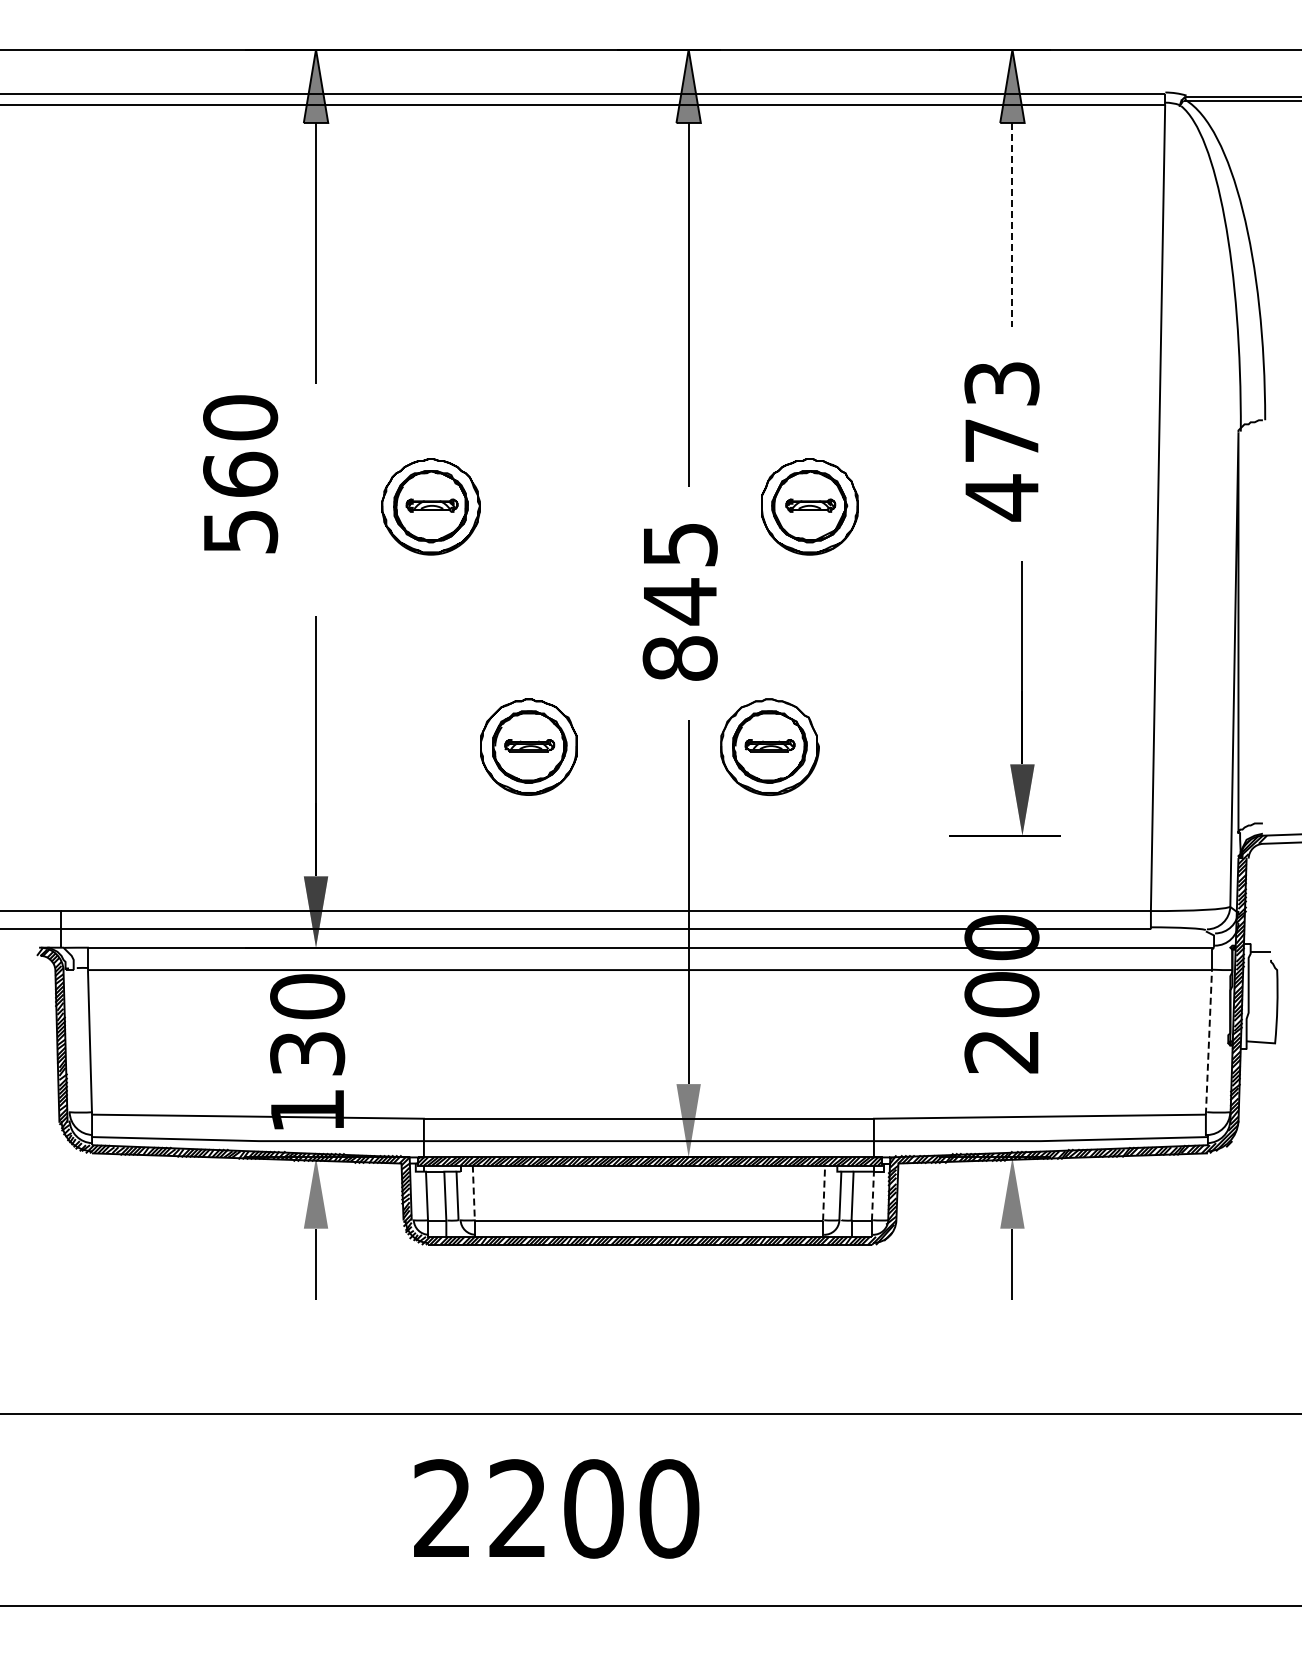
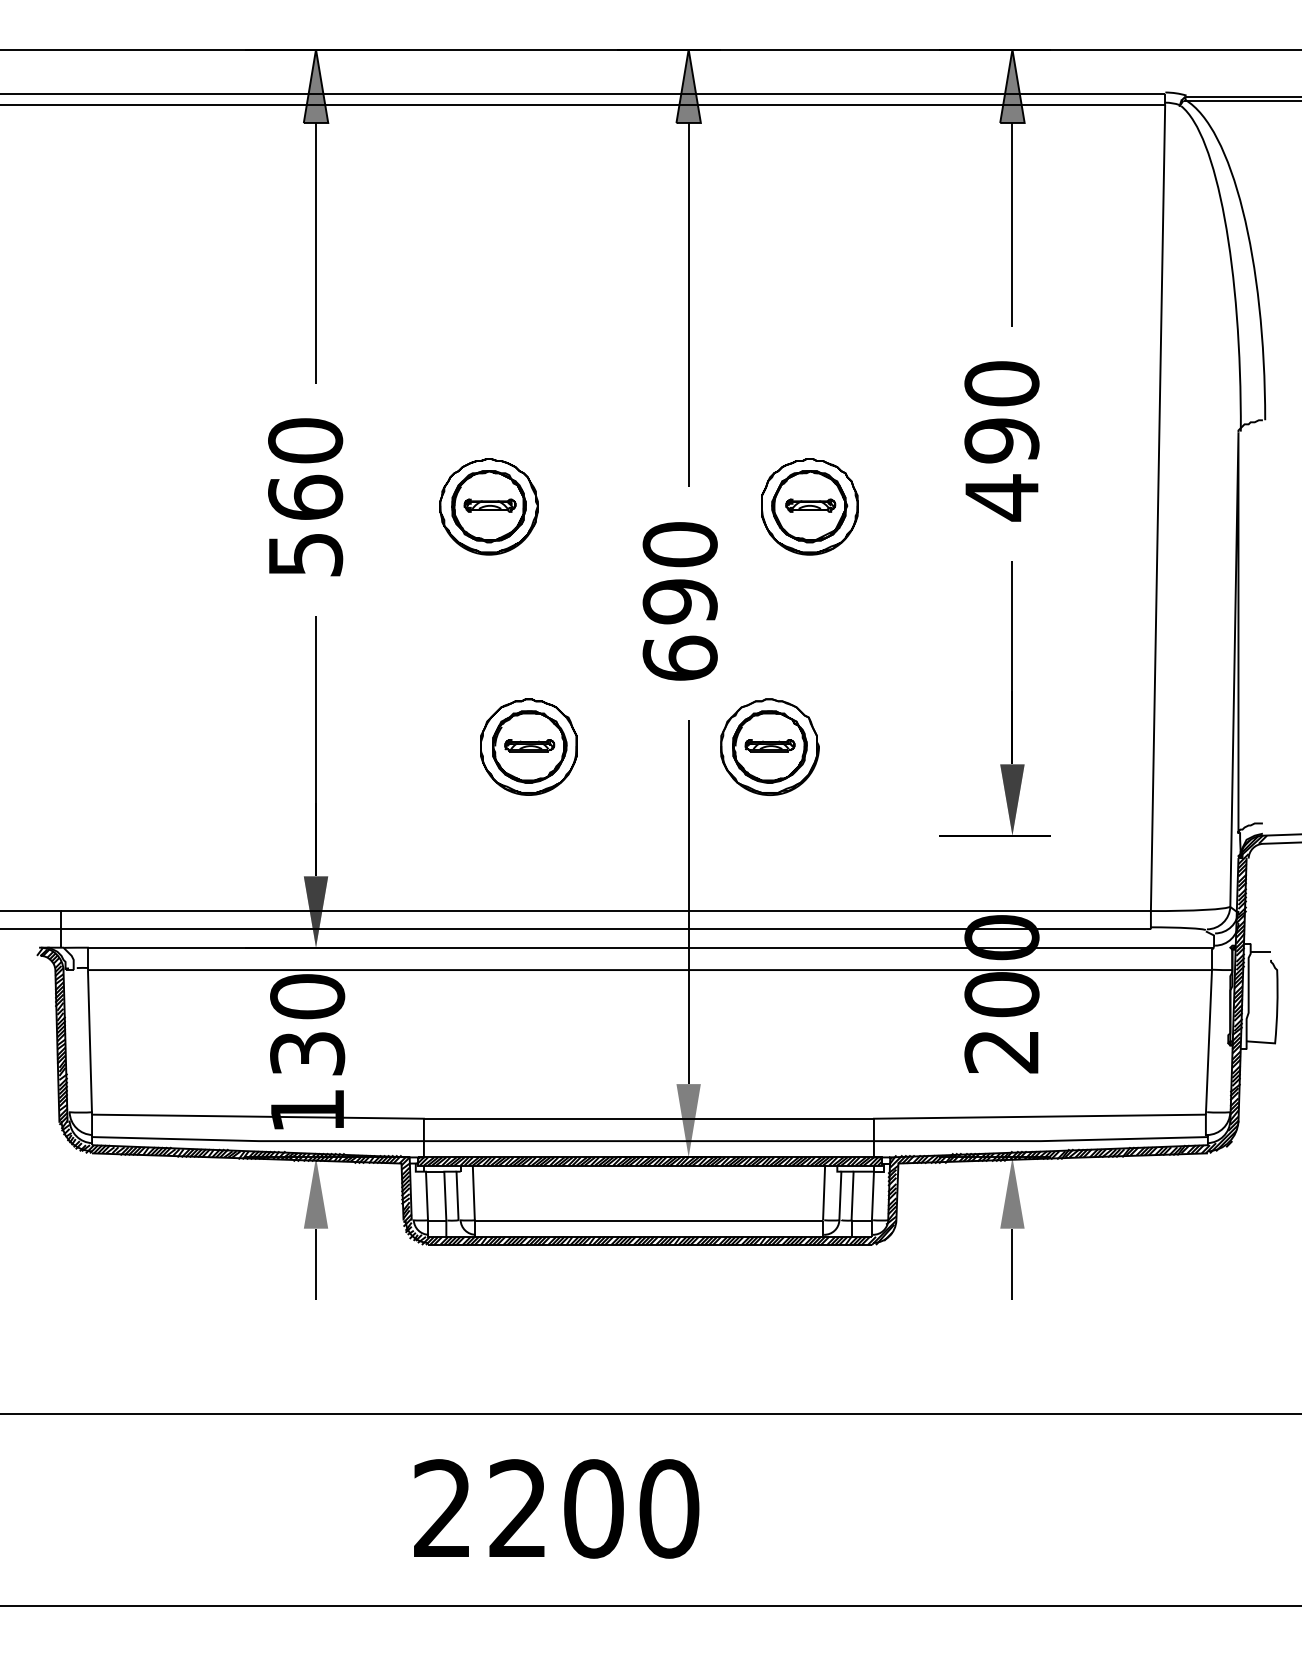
line: dashed -> solid (1012, 224)
text: 473 -> 490 (1001, 412)
text position: (240, 474) -> (305, 497) (305, 497)
part position: (430, 506) -> (488, 506) (488, 506)
text: 845 -> 690 (679, 601)
part position: (1021, 698) -> (1011, 698) (1011, 698)
line: dashed -> solid (1208, 1041)
line: dashed -> solid (473, 1193)
line: dashed -> solid (824, 1193)
line: dashed -> solid (872, 1195)
